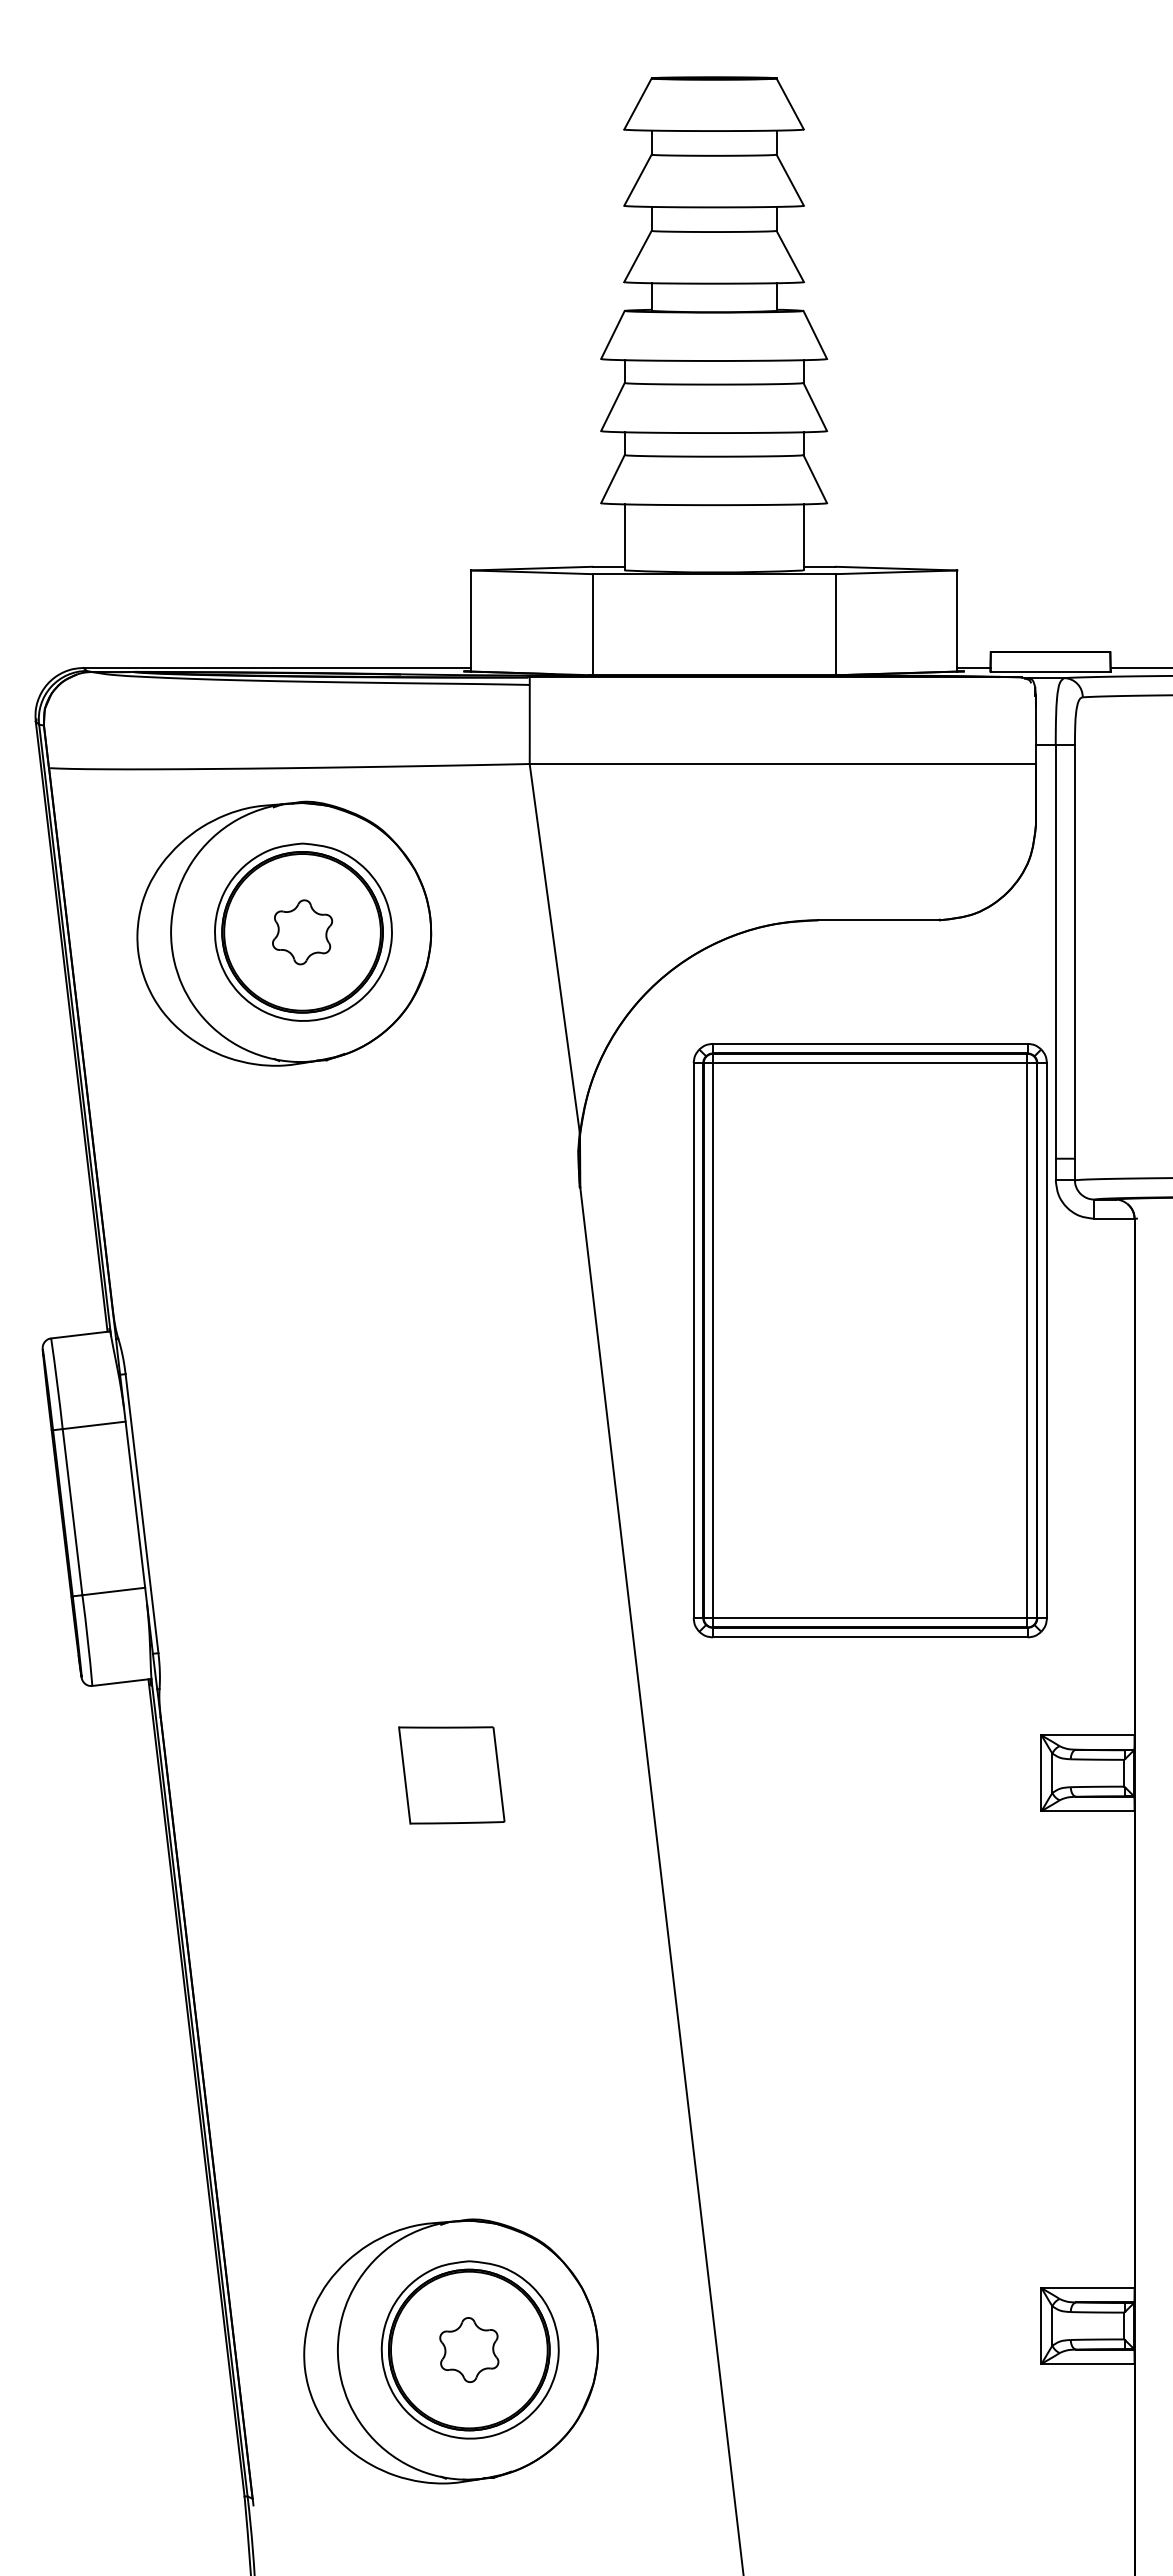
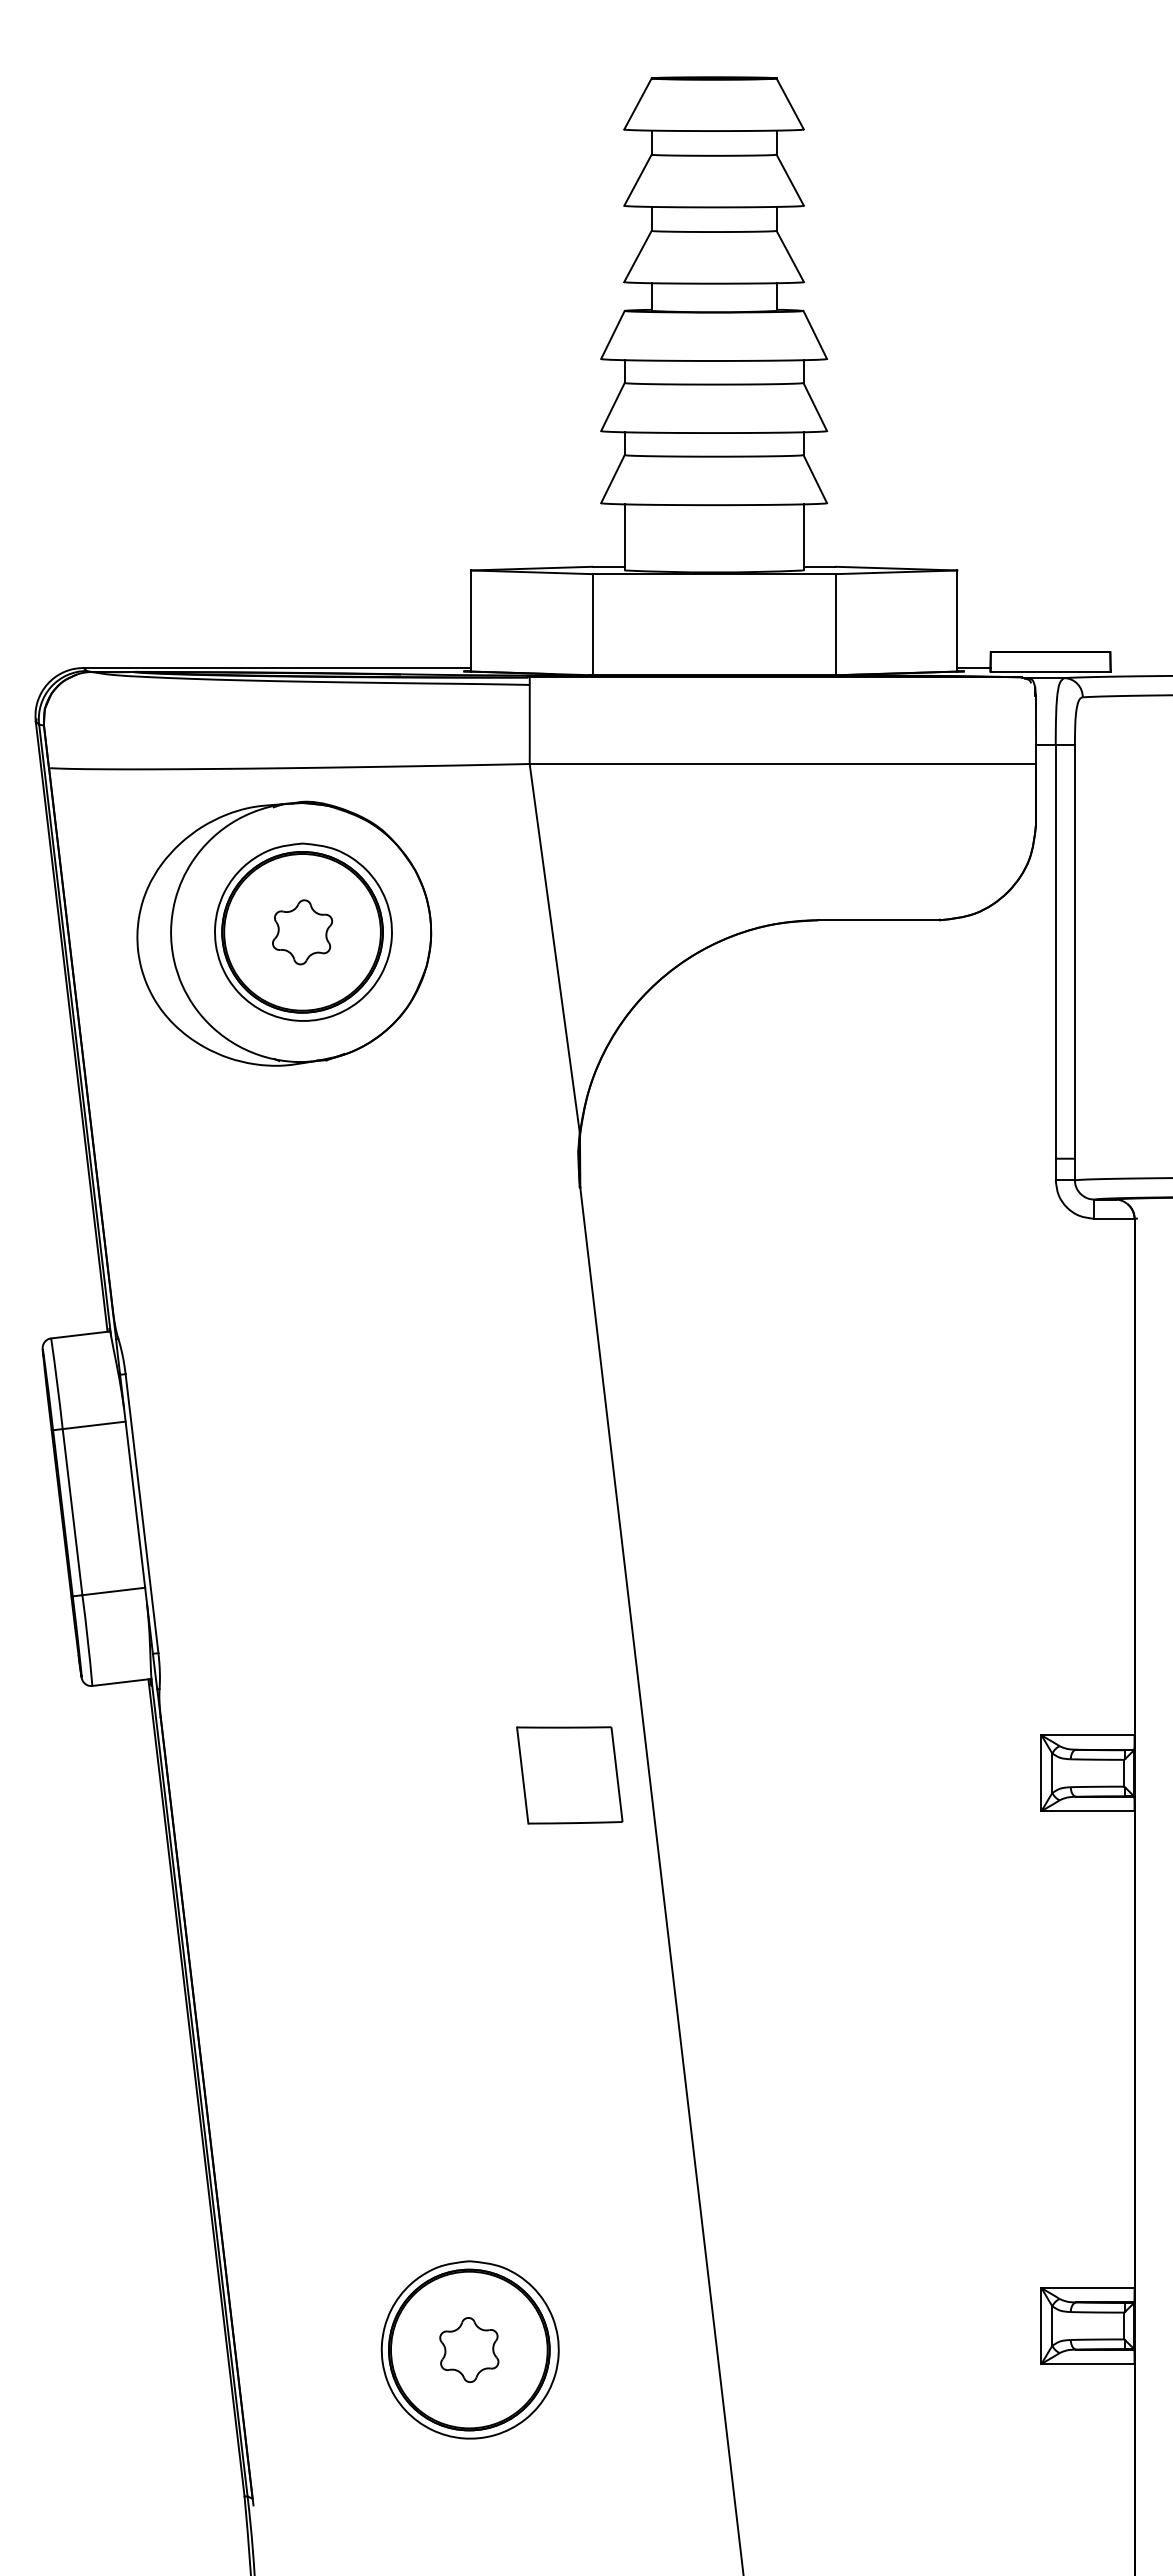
line: present -> none (1139, 668)
part: present -> none (869, 1340)
part position: (451, 1775) -> (569, 1775) (569, 1775)
part: present -> none (450, 2351)
